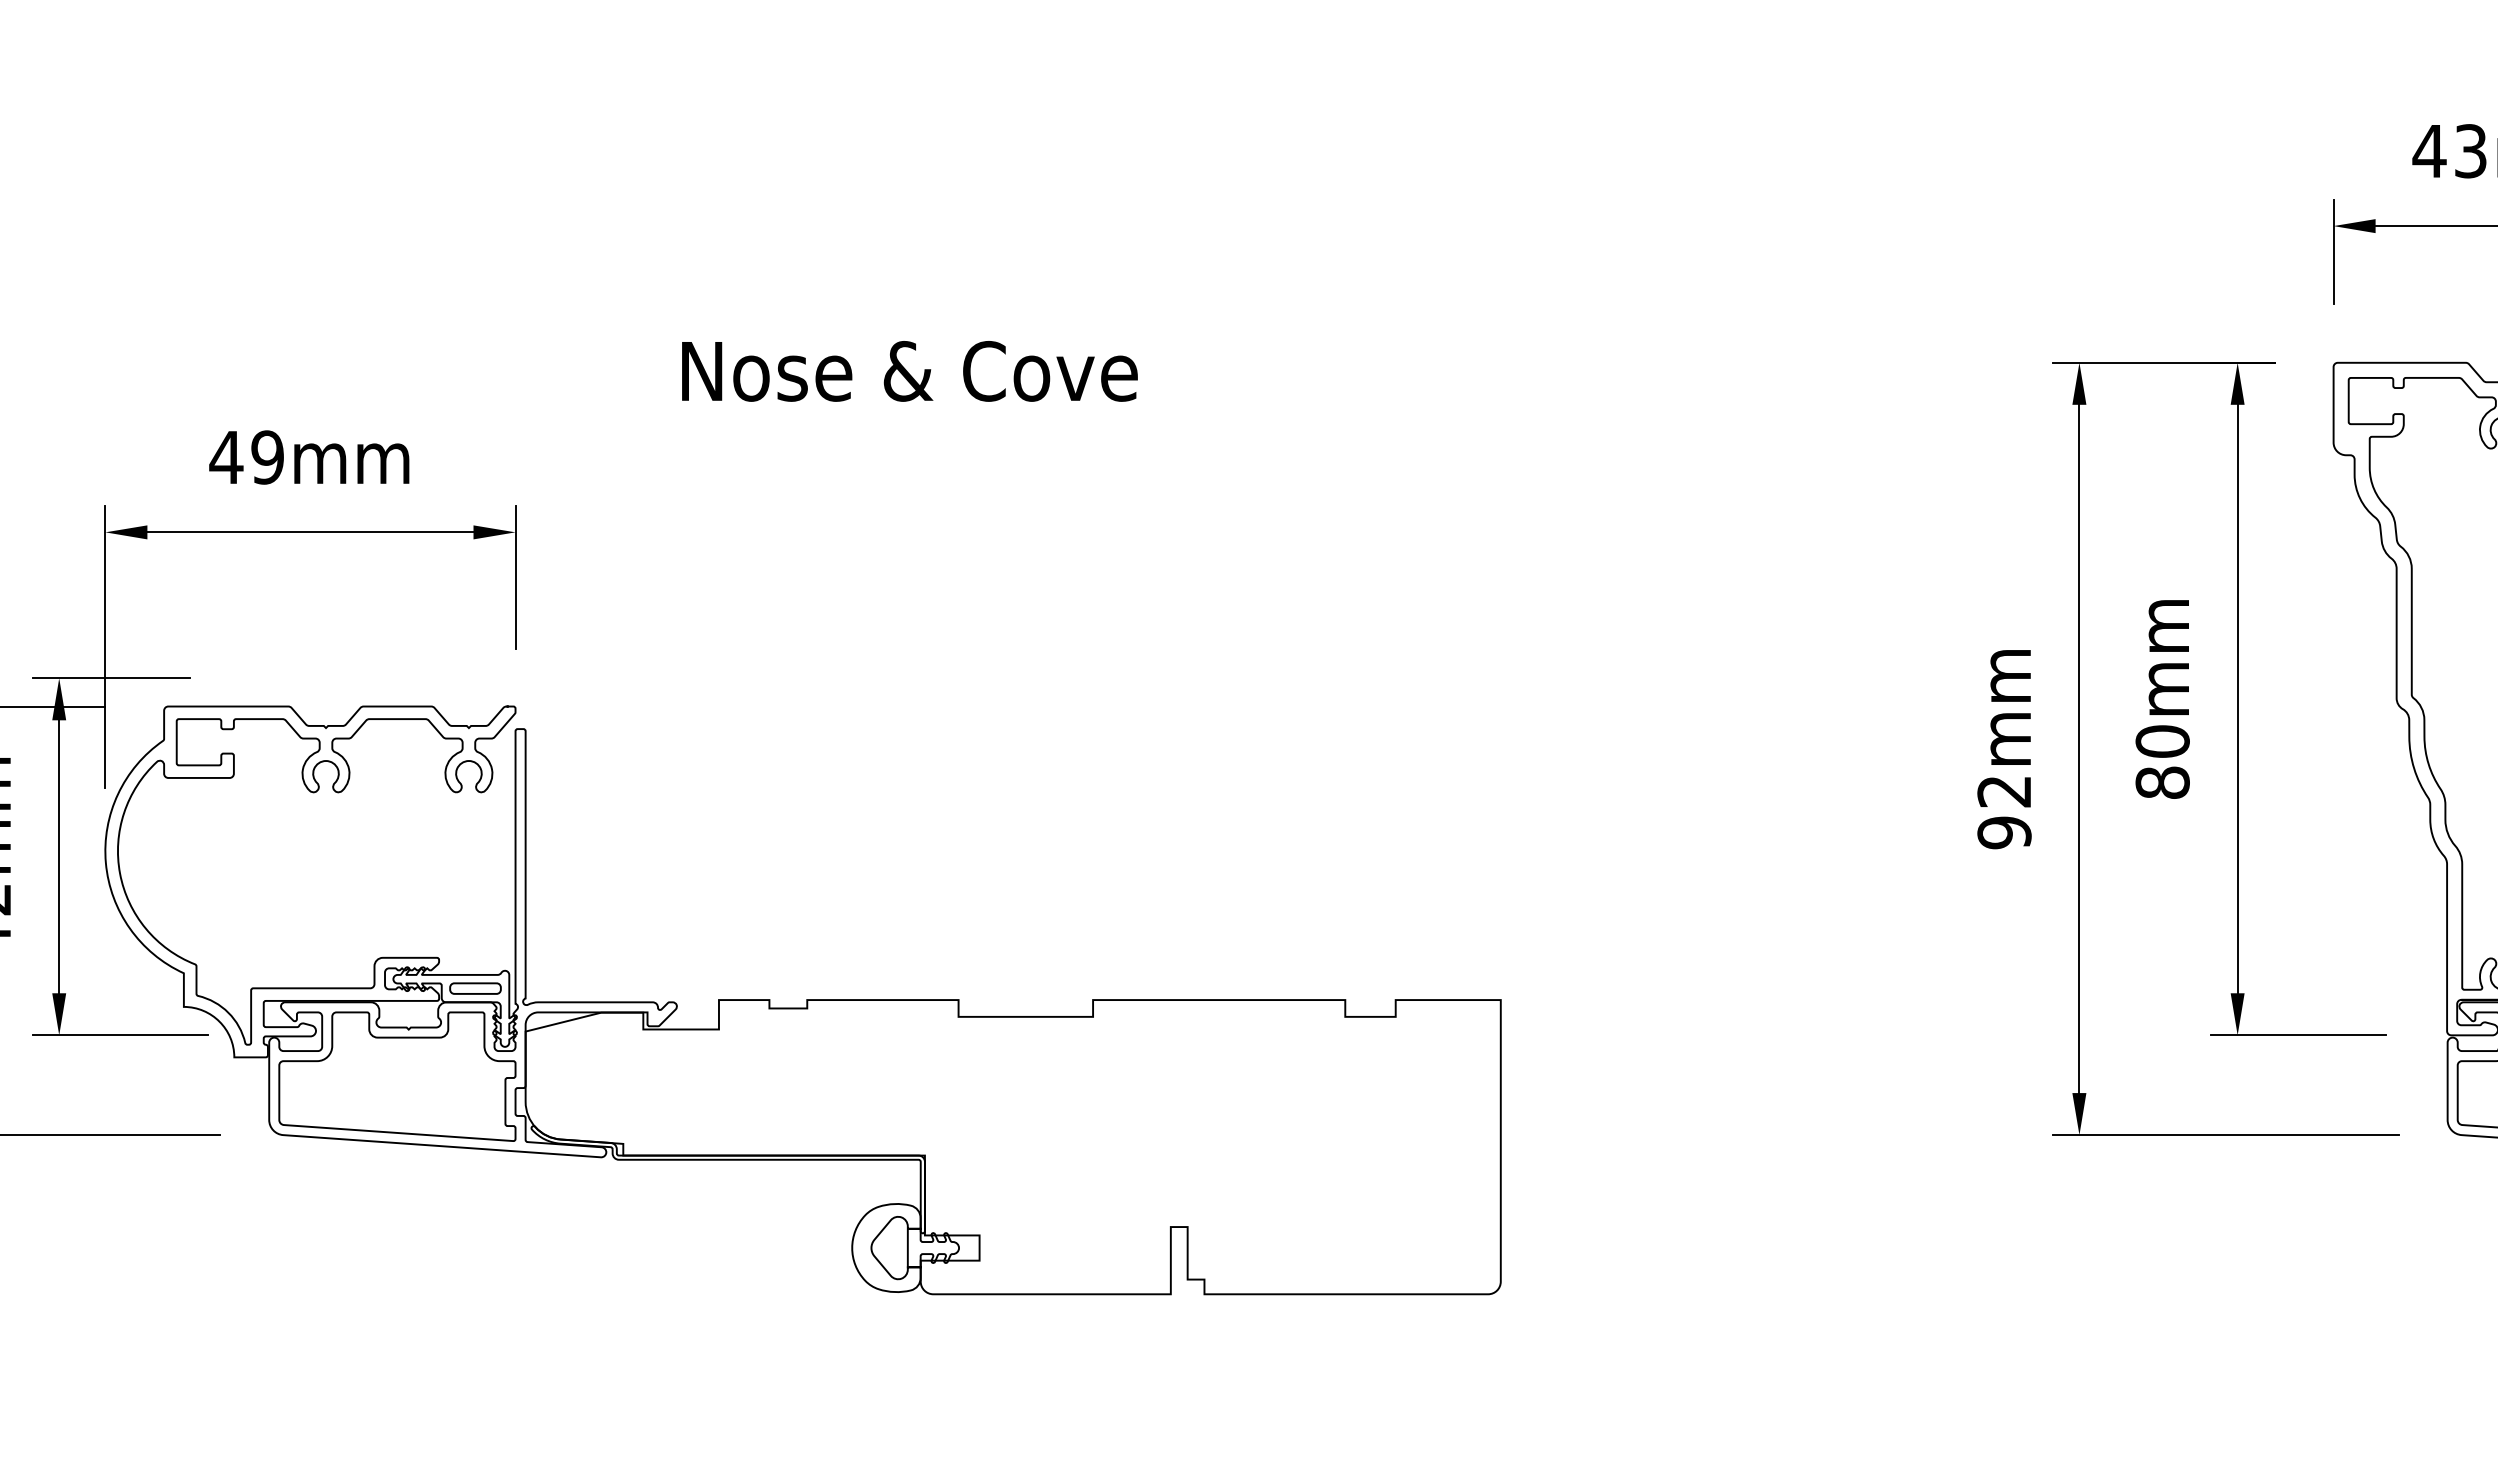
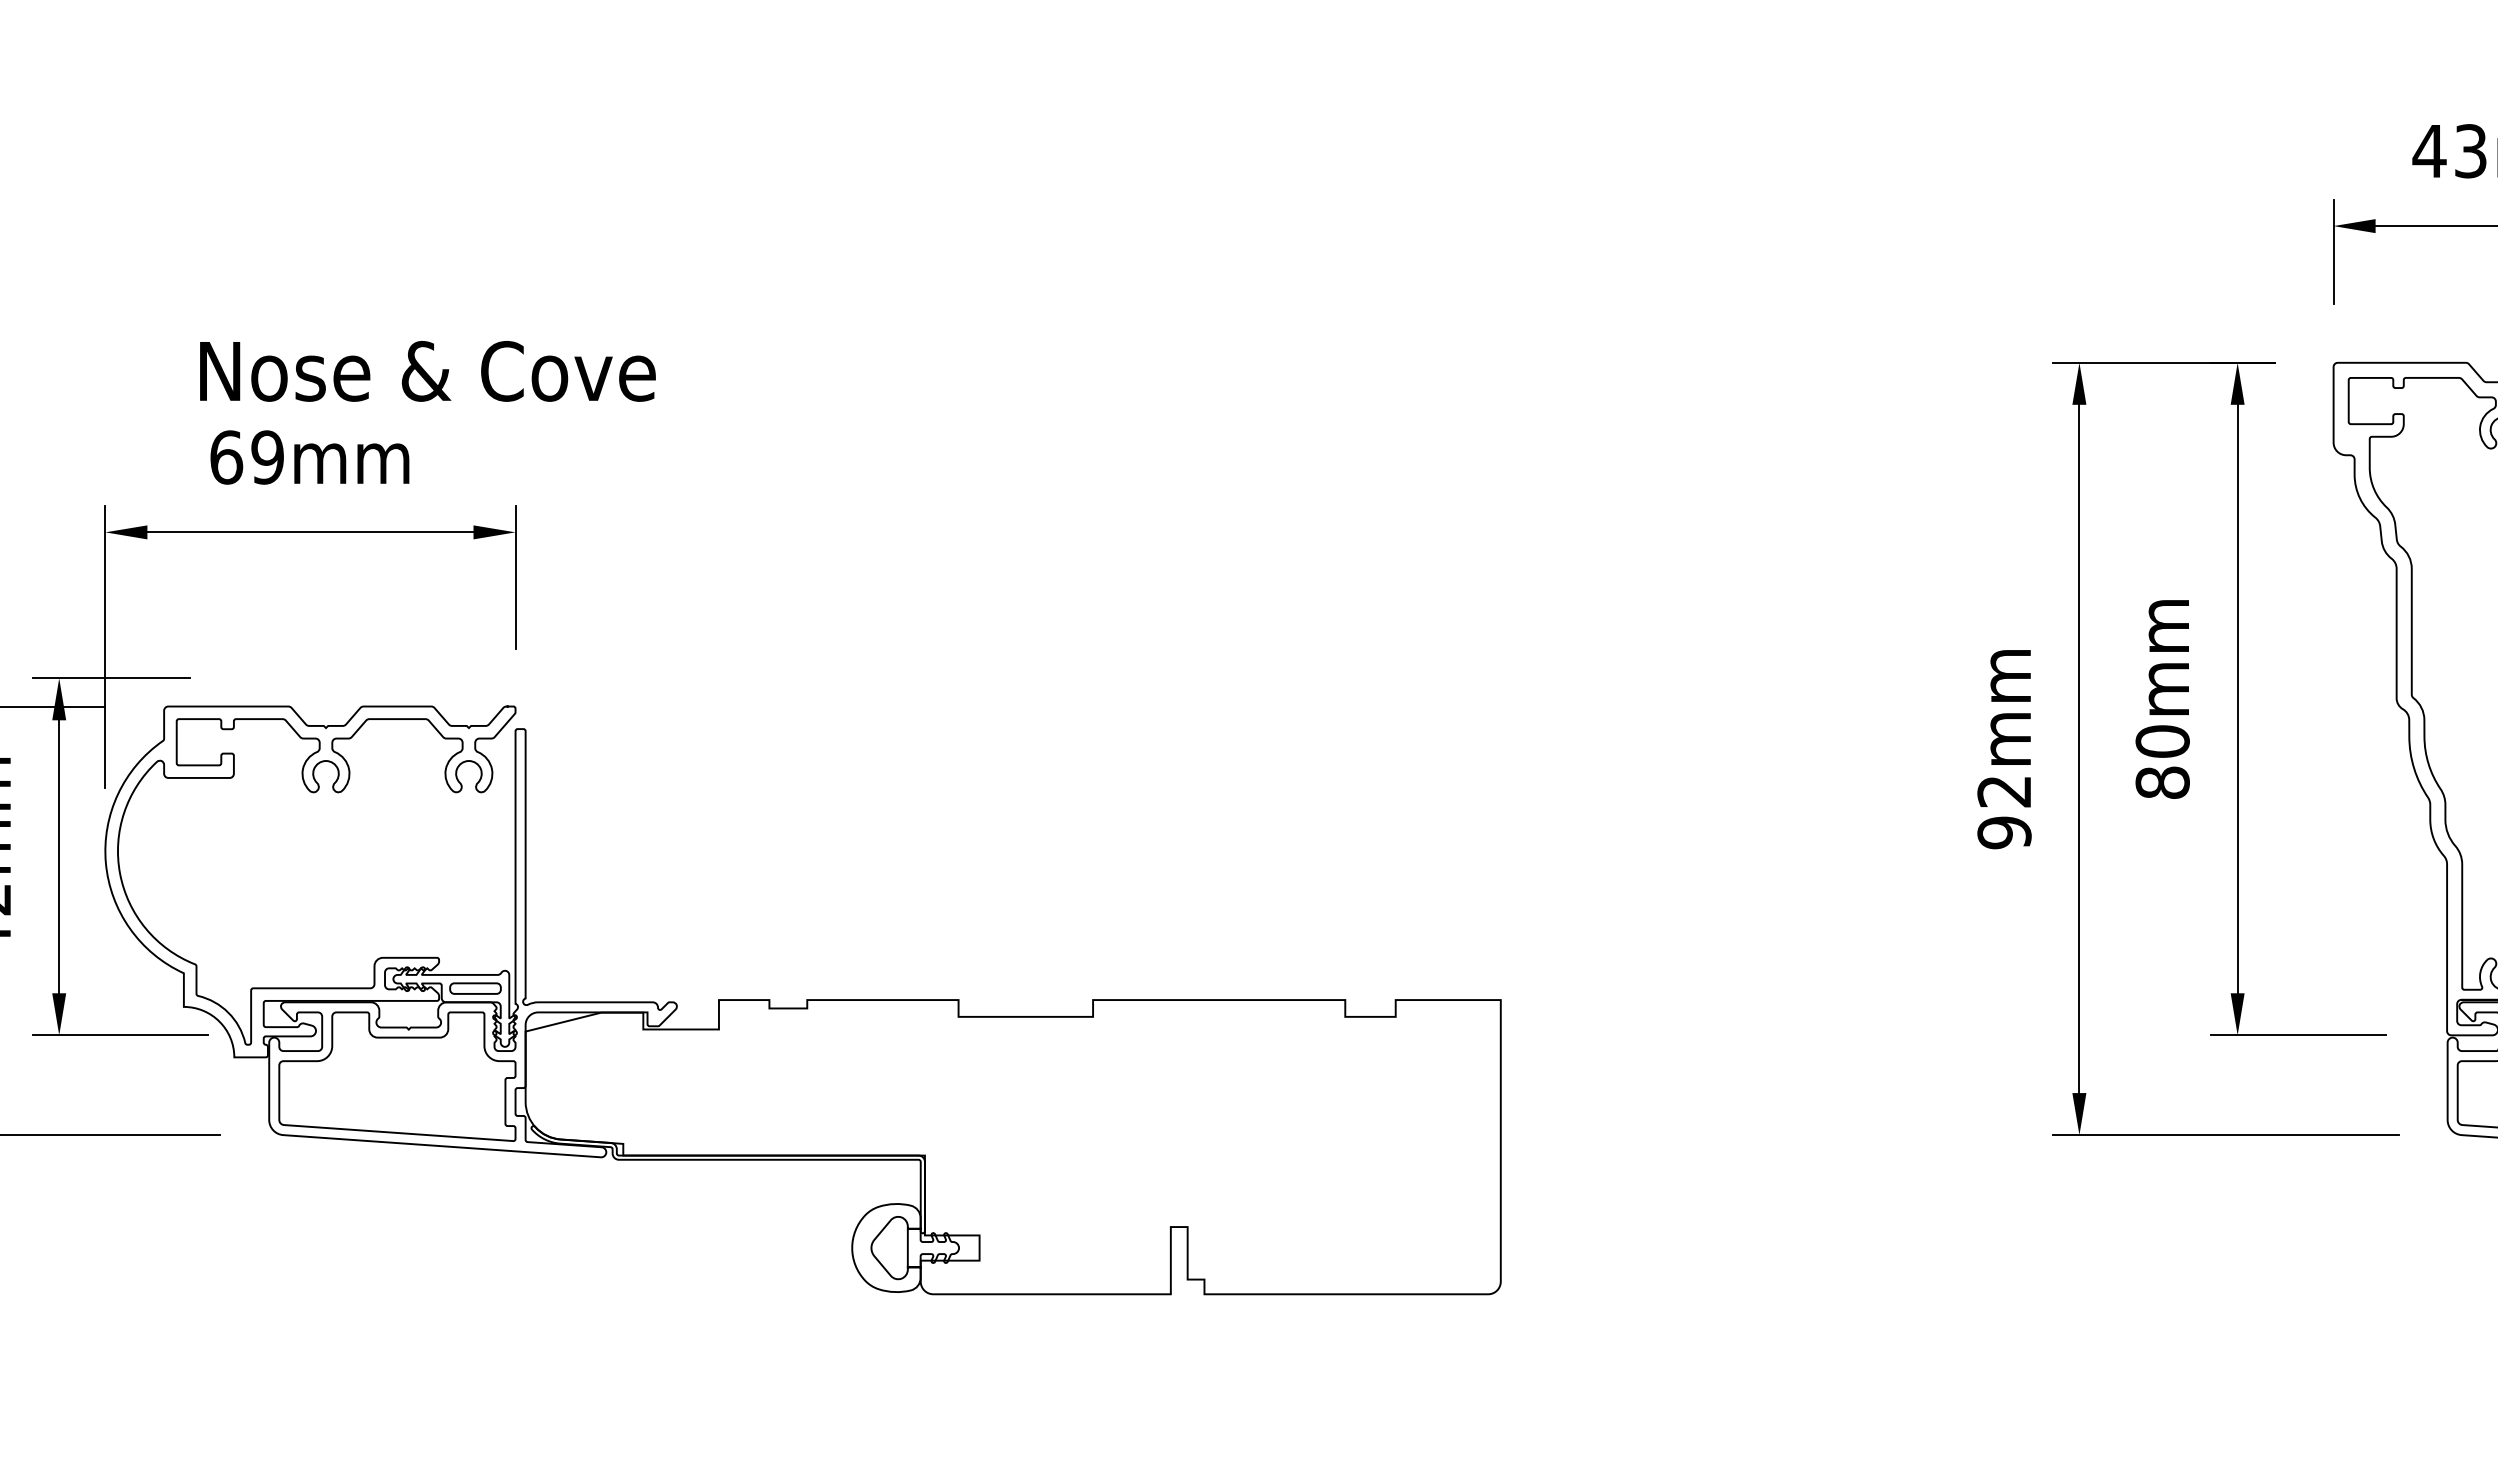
text position: (909, 371) -> (427, 371) (427, 371)
text: 49mm -> 69mm (226, 457)
